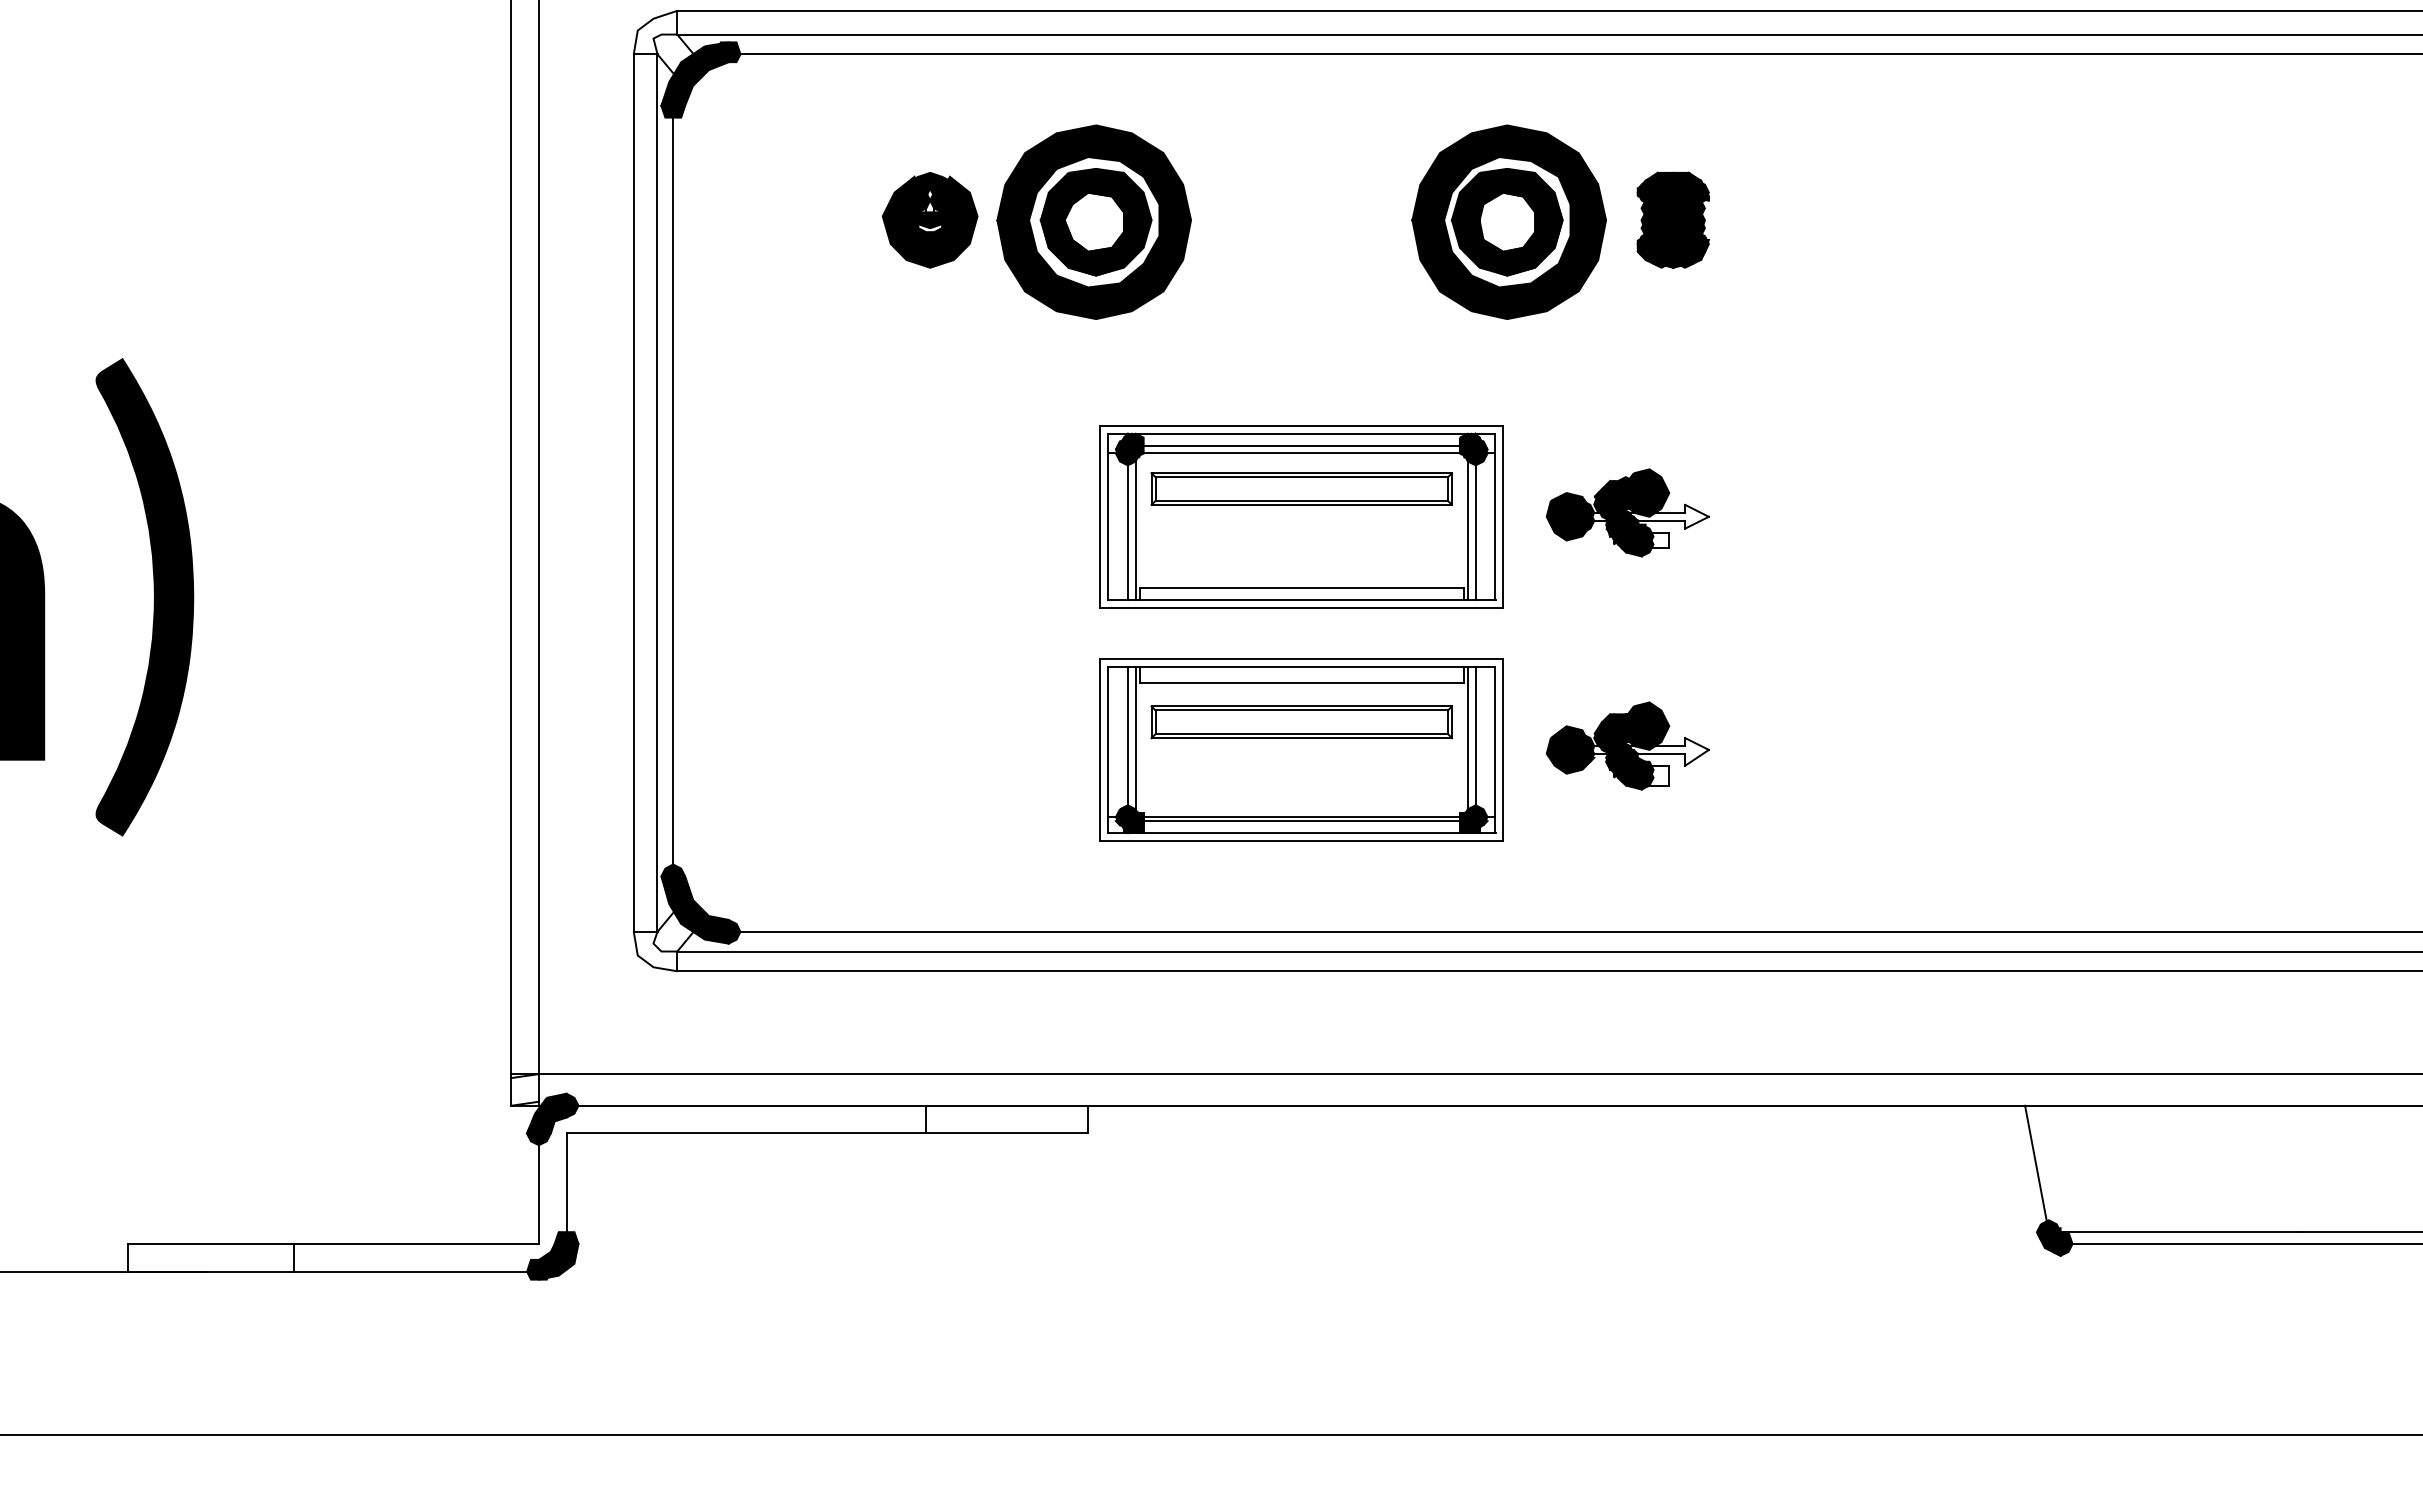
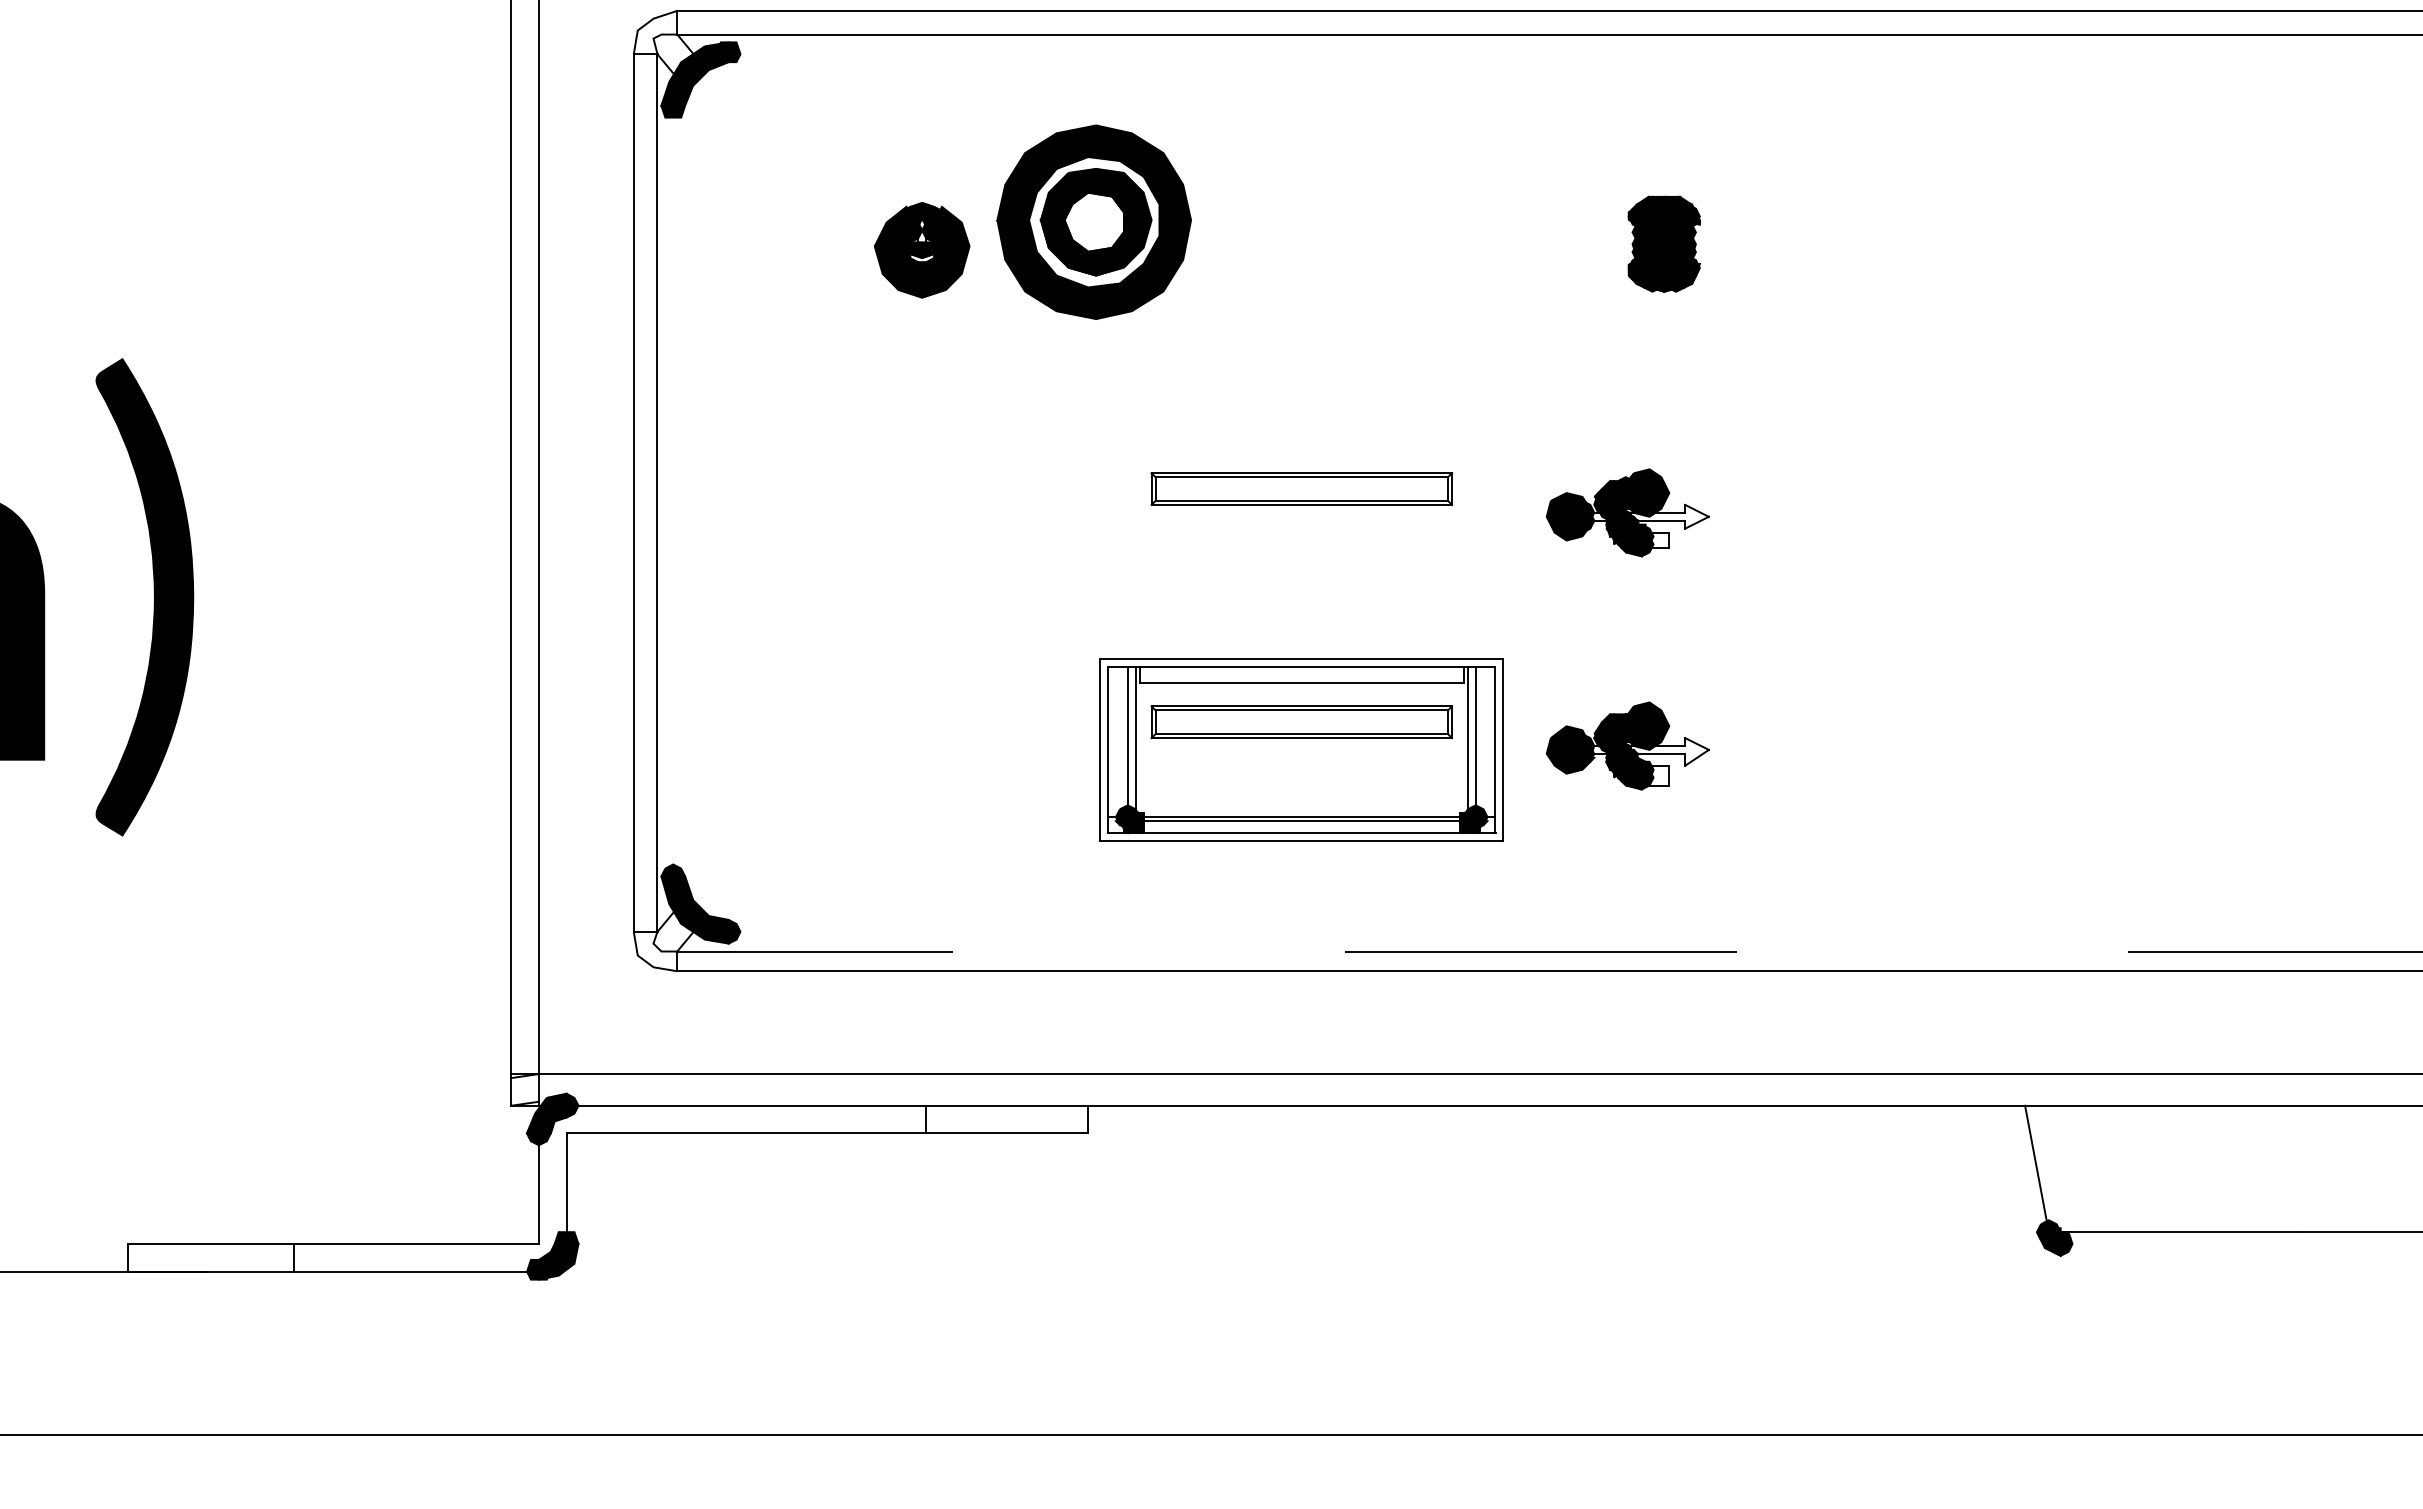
line: present -> none (1573, 54)
part position: (1673, 219) -> (1664, 243) (1664, 243)
part position: (929, 220) -> (921, 250) (921, 250)
part: present -> none (1508, 221)
line: present -> none (673, 490)
part: present -> none (1301, 516)
line: present -> none (1573, 931)
line: solid -> dashed (1549, 951)
line: present -> none (2239, 1244)
